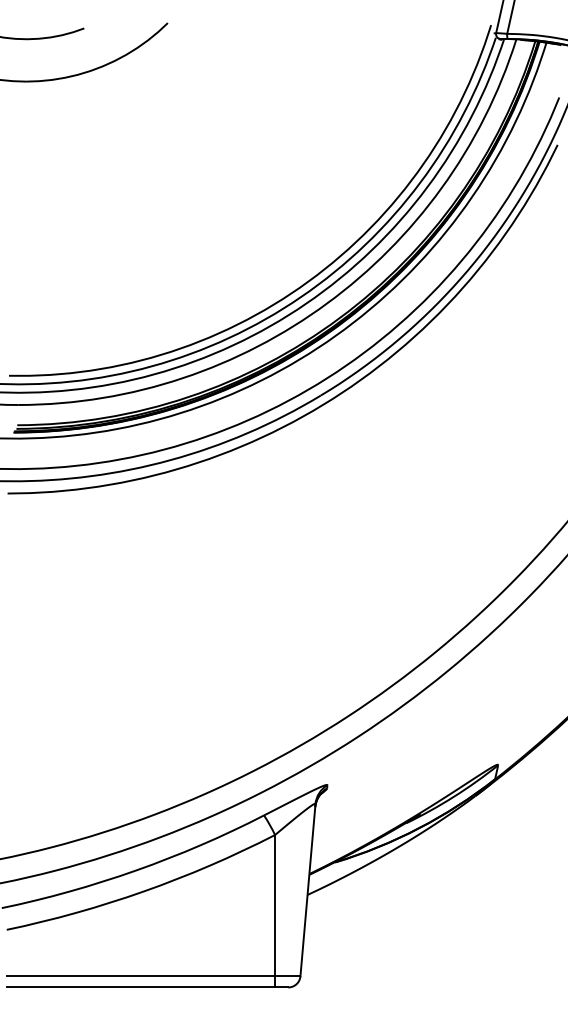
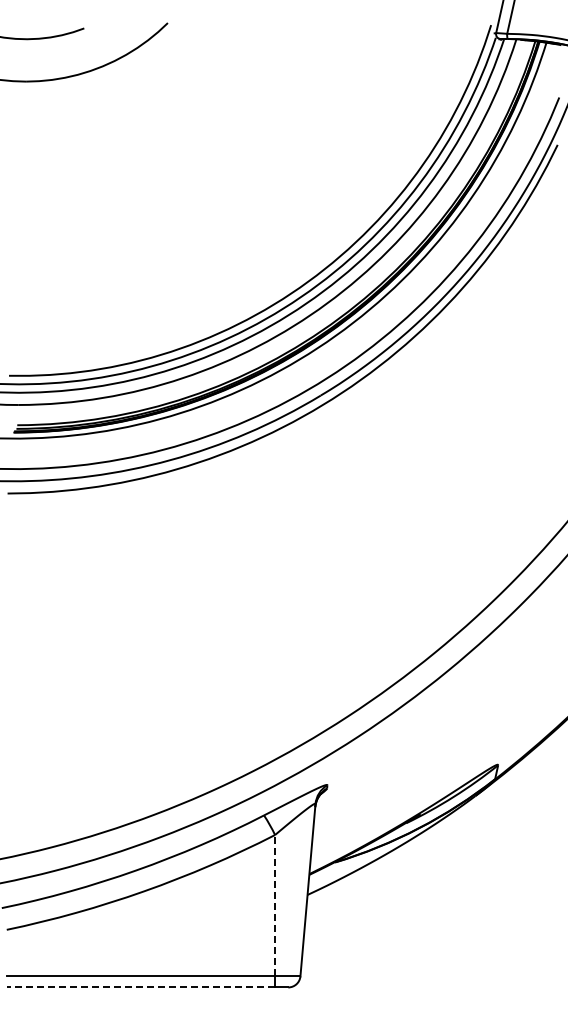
line: solid -> dashed (275, 905)
line: solid -> dashed (140, 987)
